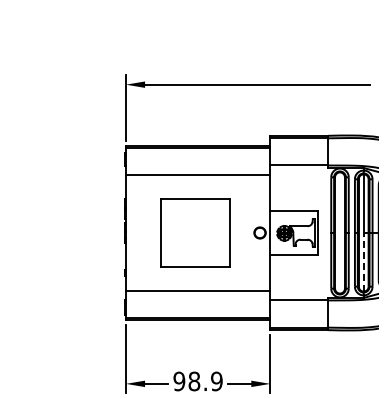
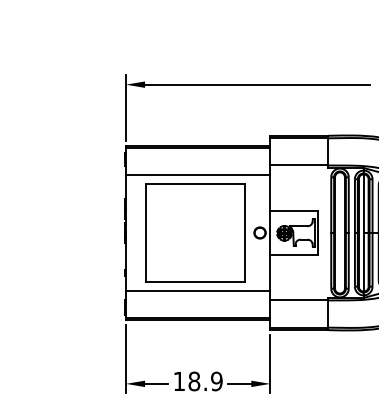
part size: 71x70 px -> 101x100 px (195, 232)
line: dashed -> solid (363, 261)
text: 98.9 -> 18.9 (179, 381)
